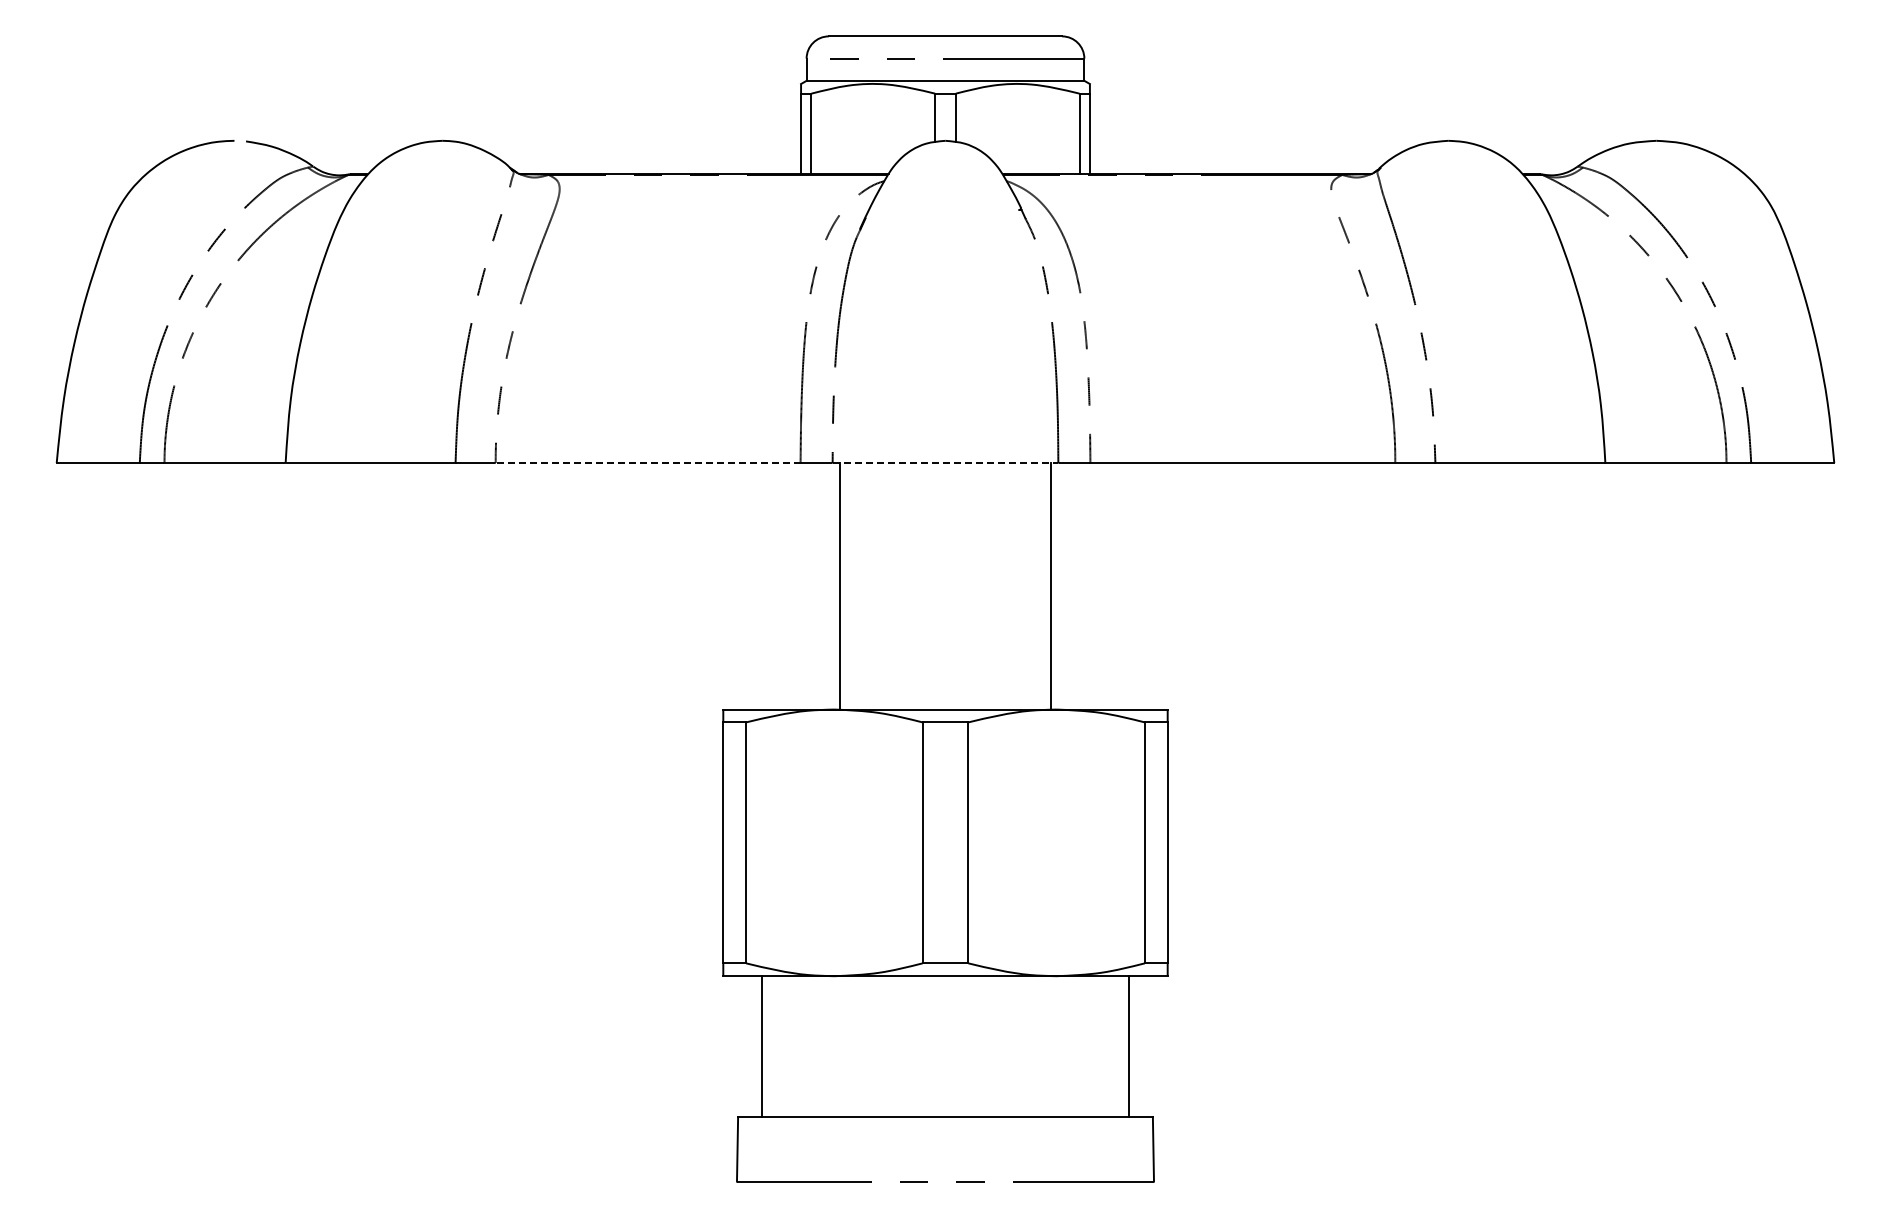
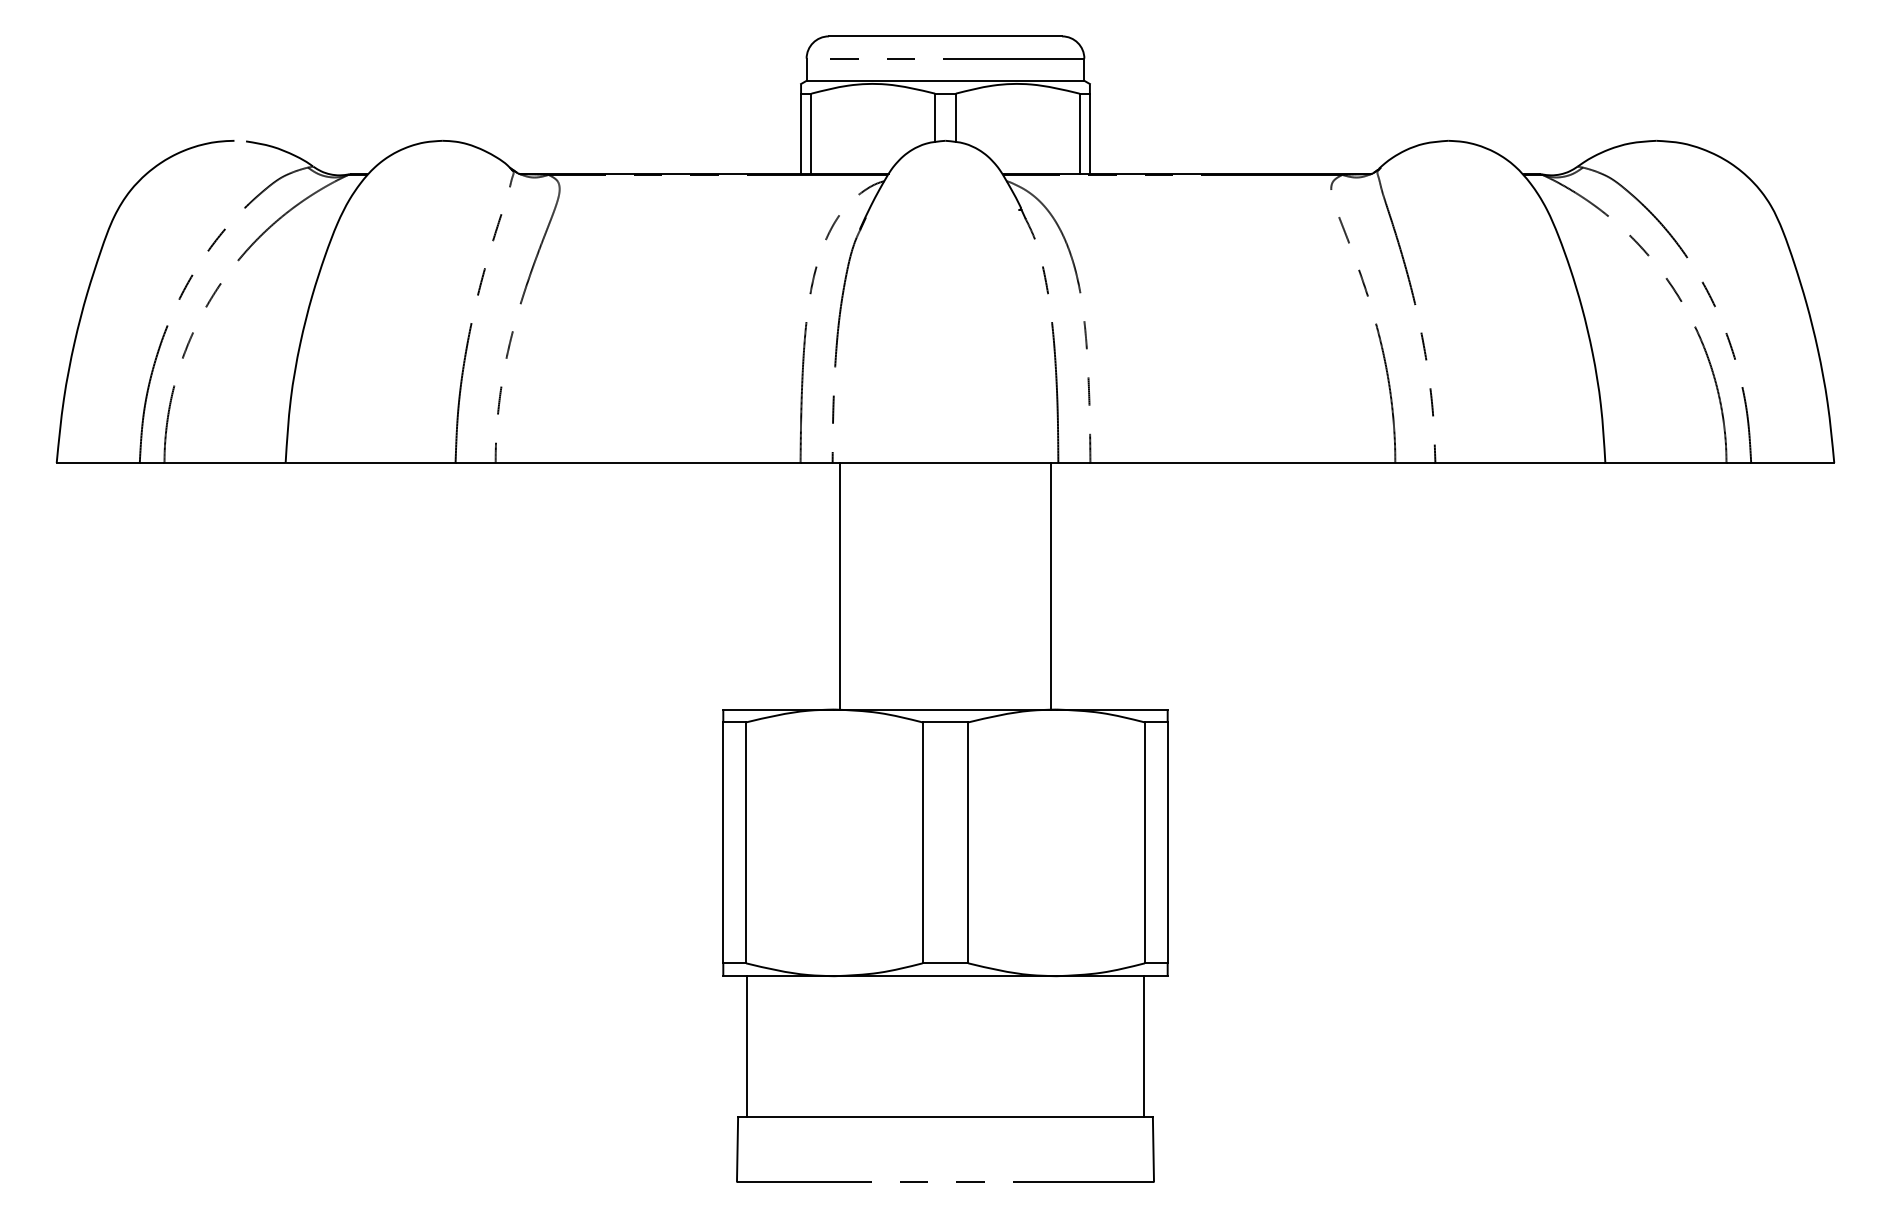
line: dashed -> solid (647, 463)
line: dashed -> solid (945, 463)
line position: (761, 1046) -> (746, 1046) (746, 1046)
line position: (1129, 1046) -> (1144, 1046) (1144, 1046)
